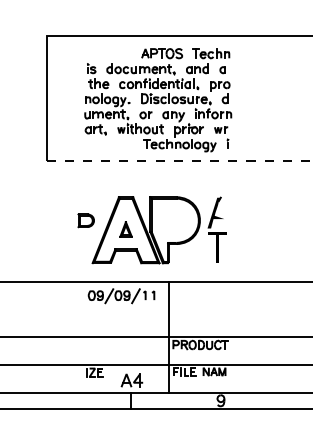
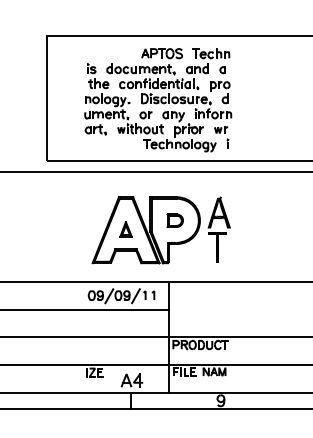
line: dashed -> solid (179, 161)
line: none -> present (155, 172)
fill: none -> present (222, 212)
part position: (85, 220) -> (174, 220) (174, 220)
line: none -> present (85, 310)
